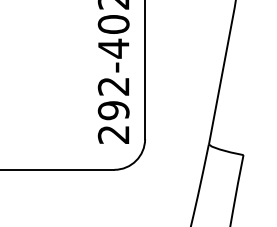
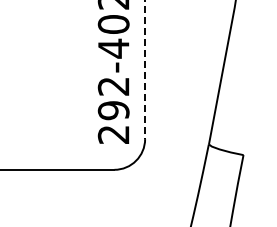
line: solid -> dashed (145, 70)
